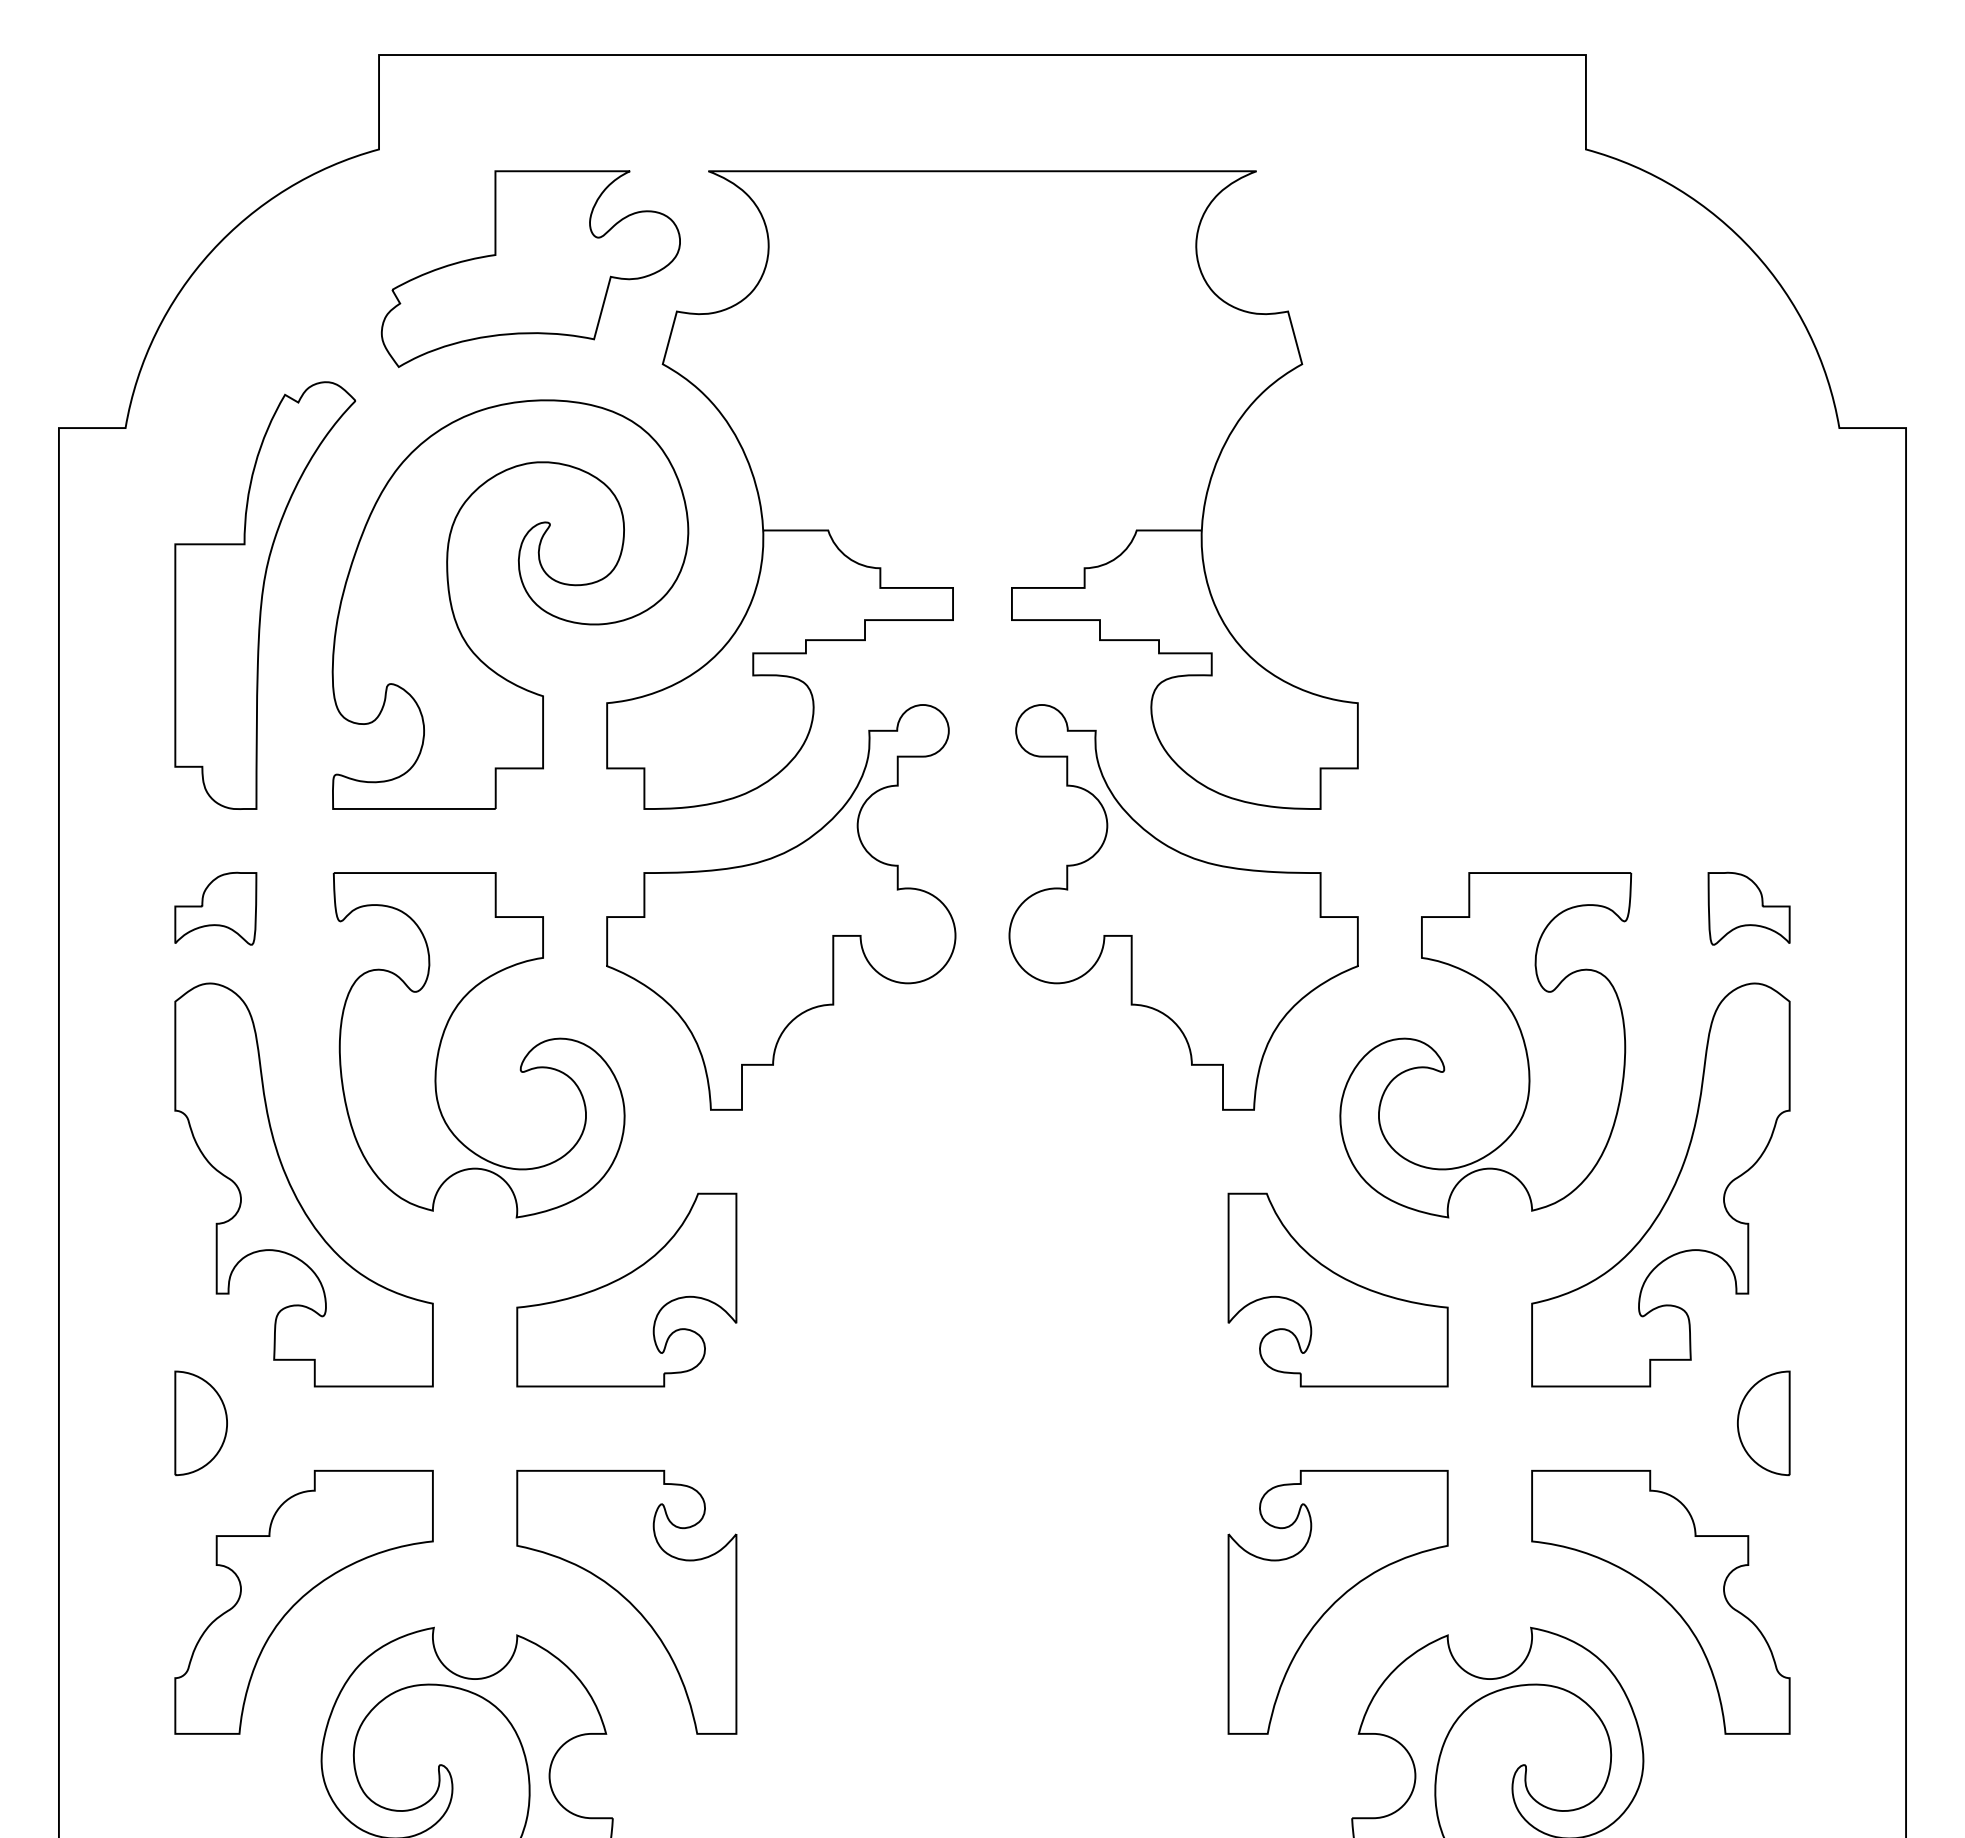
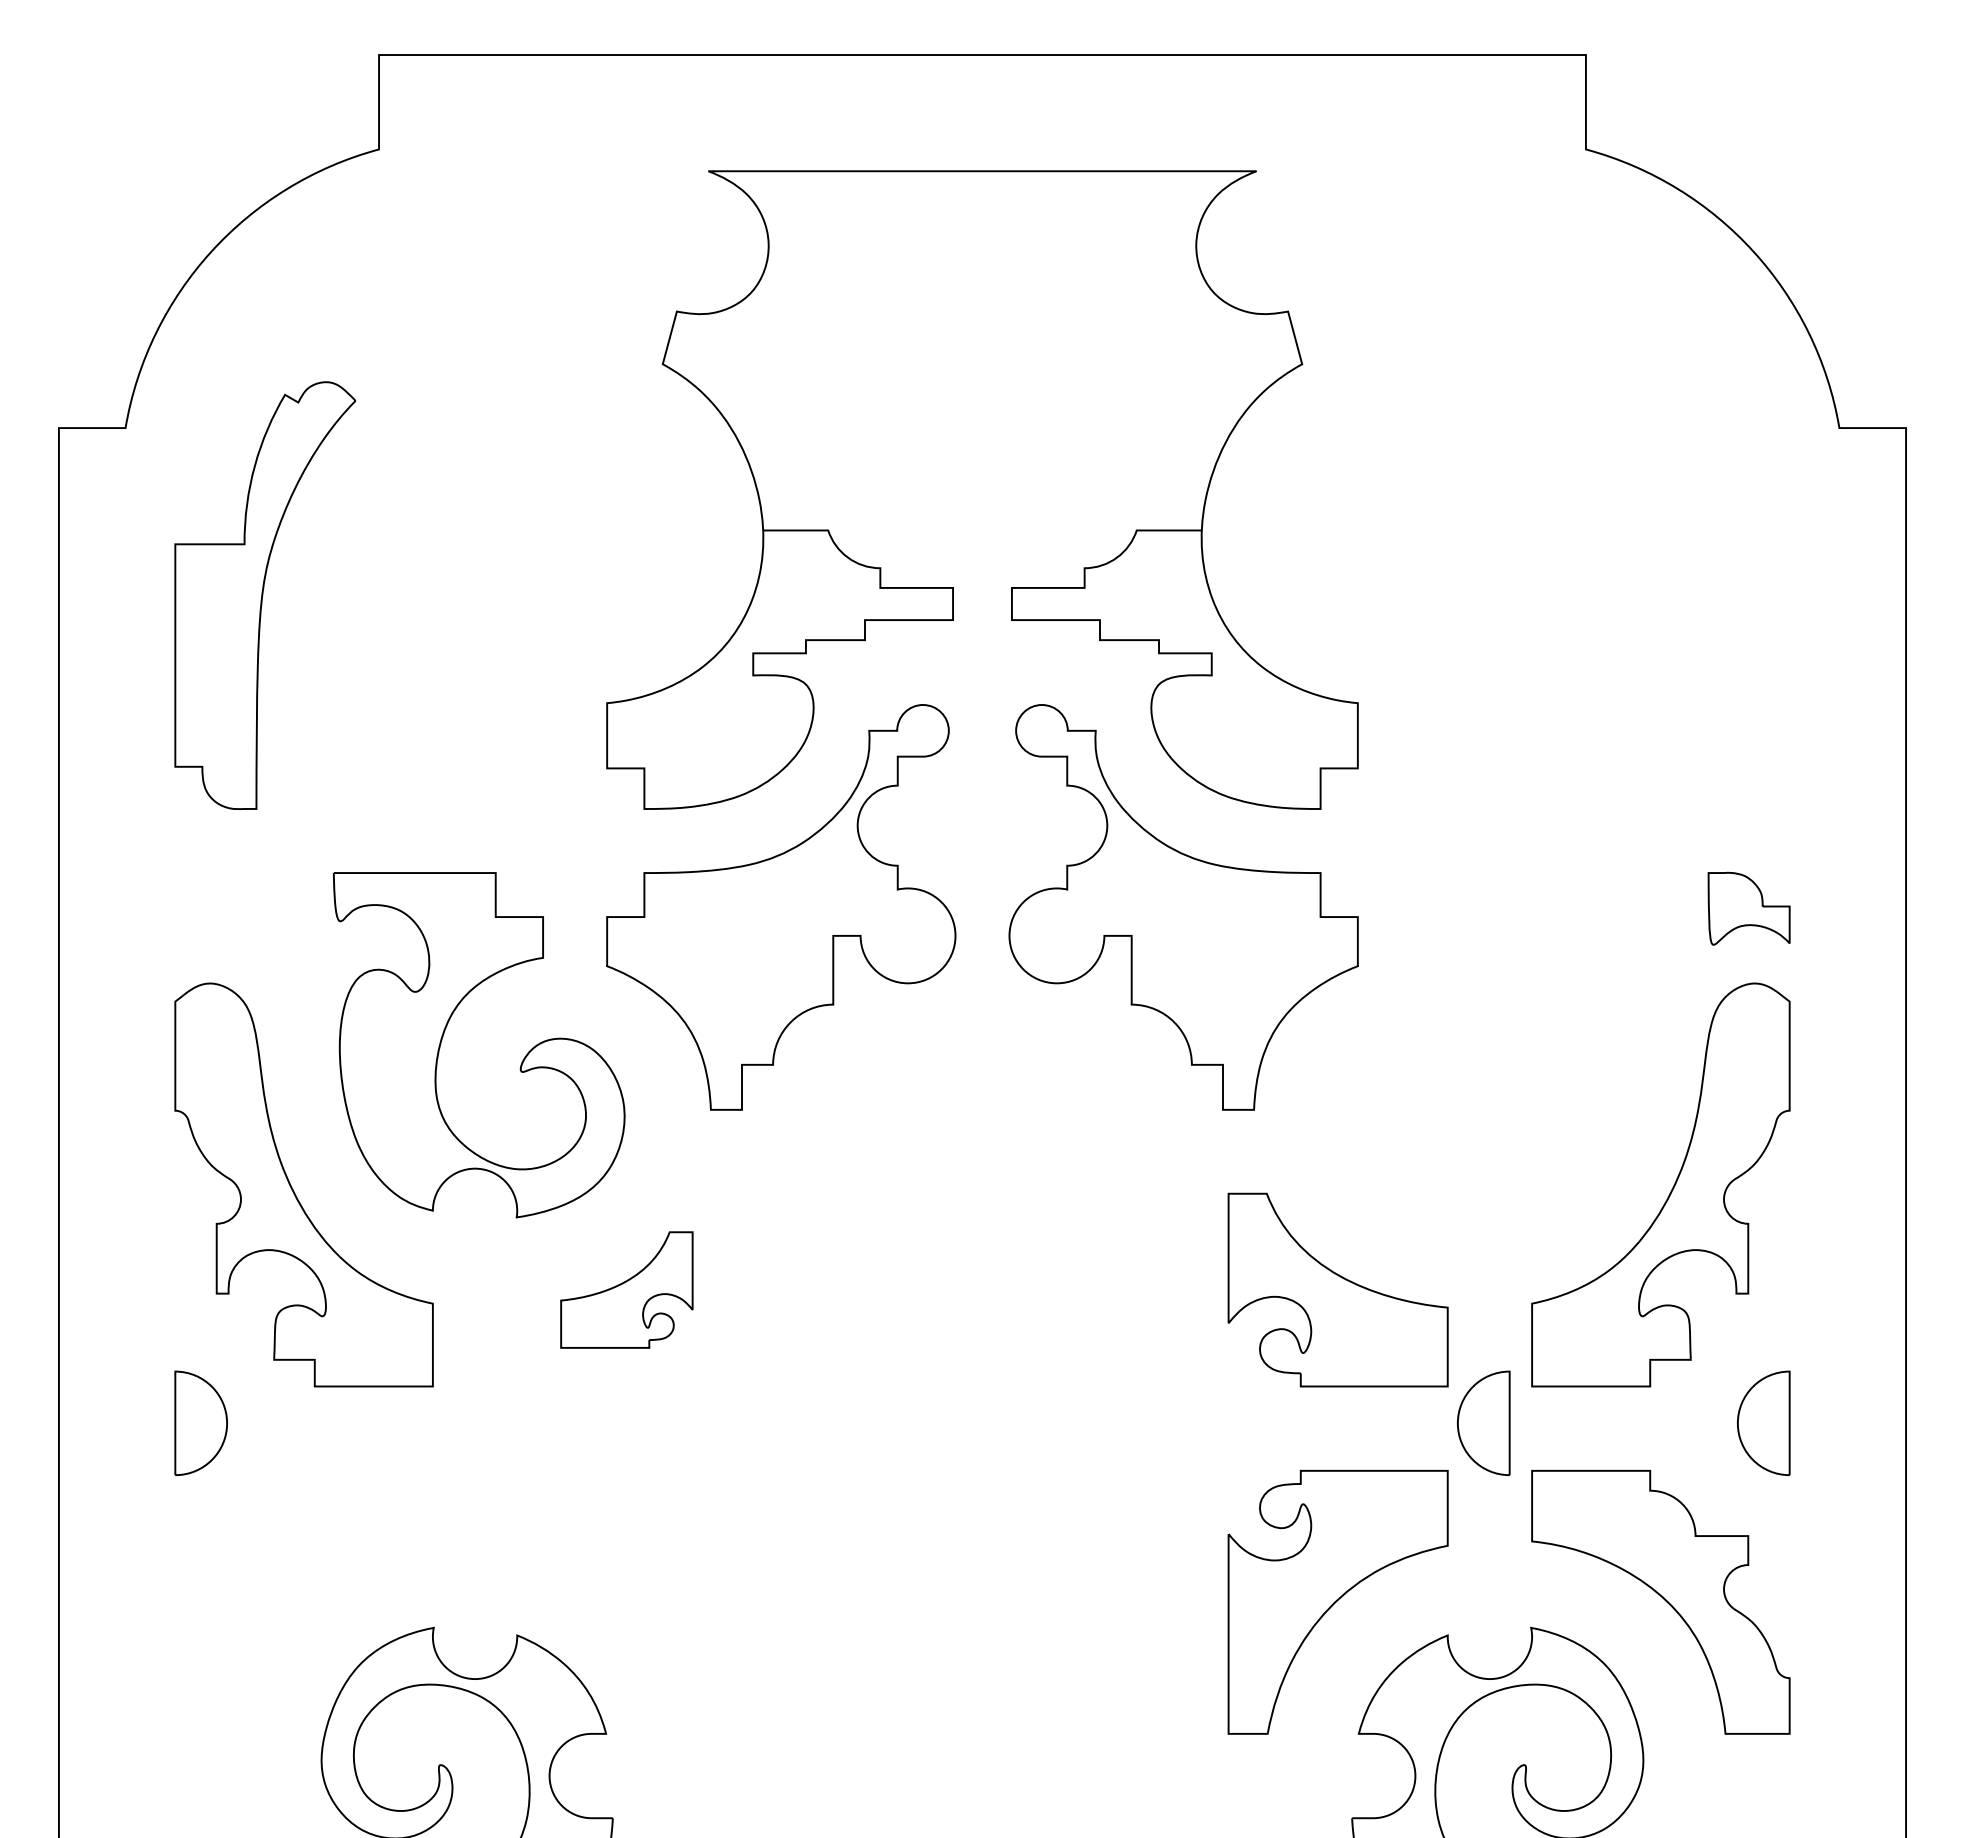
part: present -> none (530, 268)
part: present -> none (525, 592)
part: present -> none (215, 908)
part: present -> none (1520, 1034)
part size: 222x196 px -> 134x118 px (626, 1289)
part: none -> present (1483, 1423)
part: present -> none (303, 1602)
part: present -> none (626, 1602)
